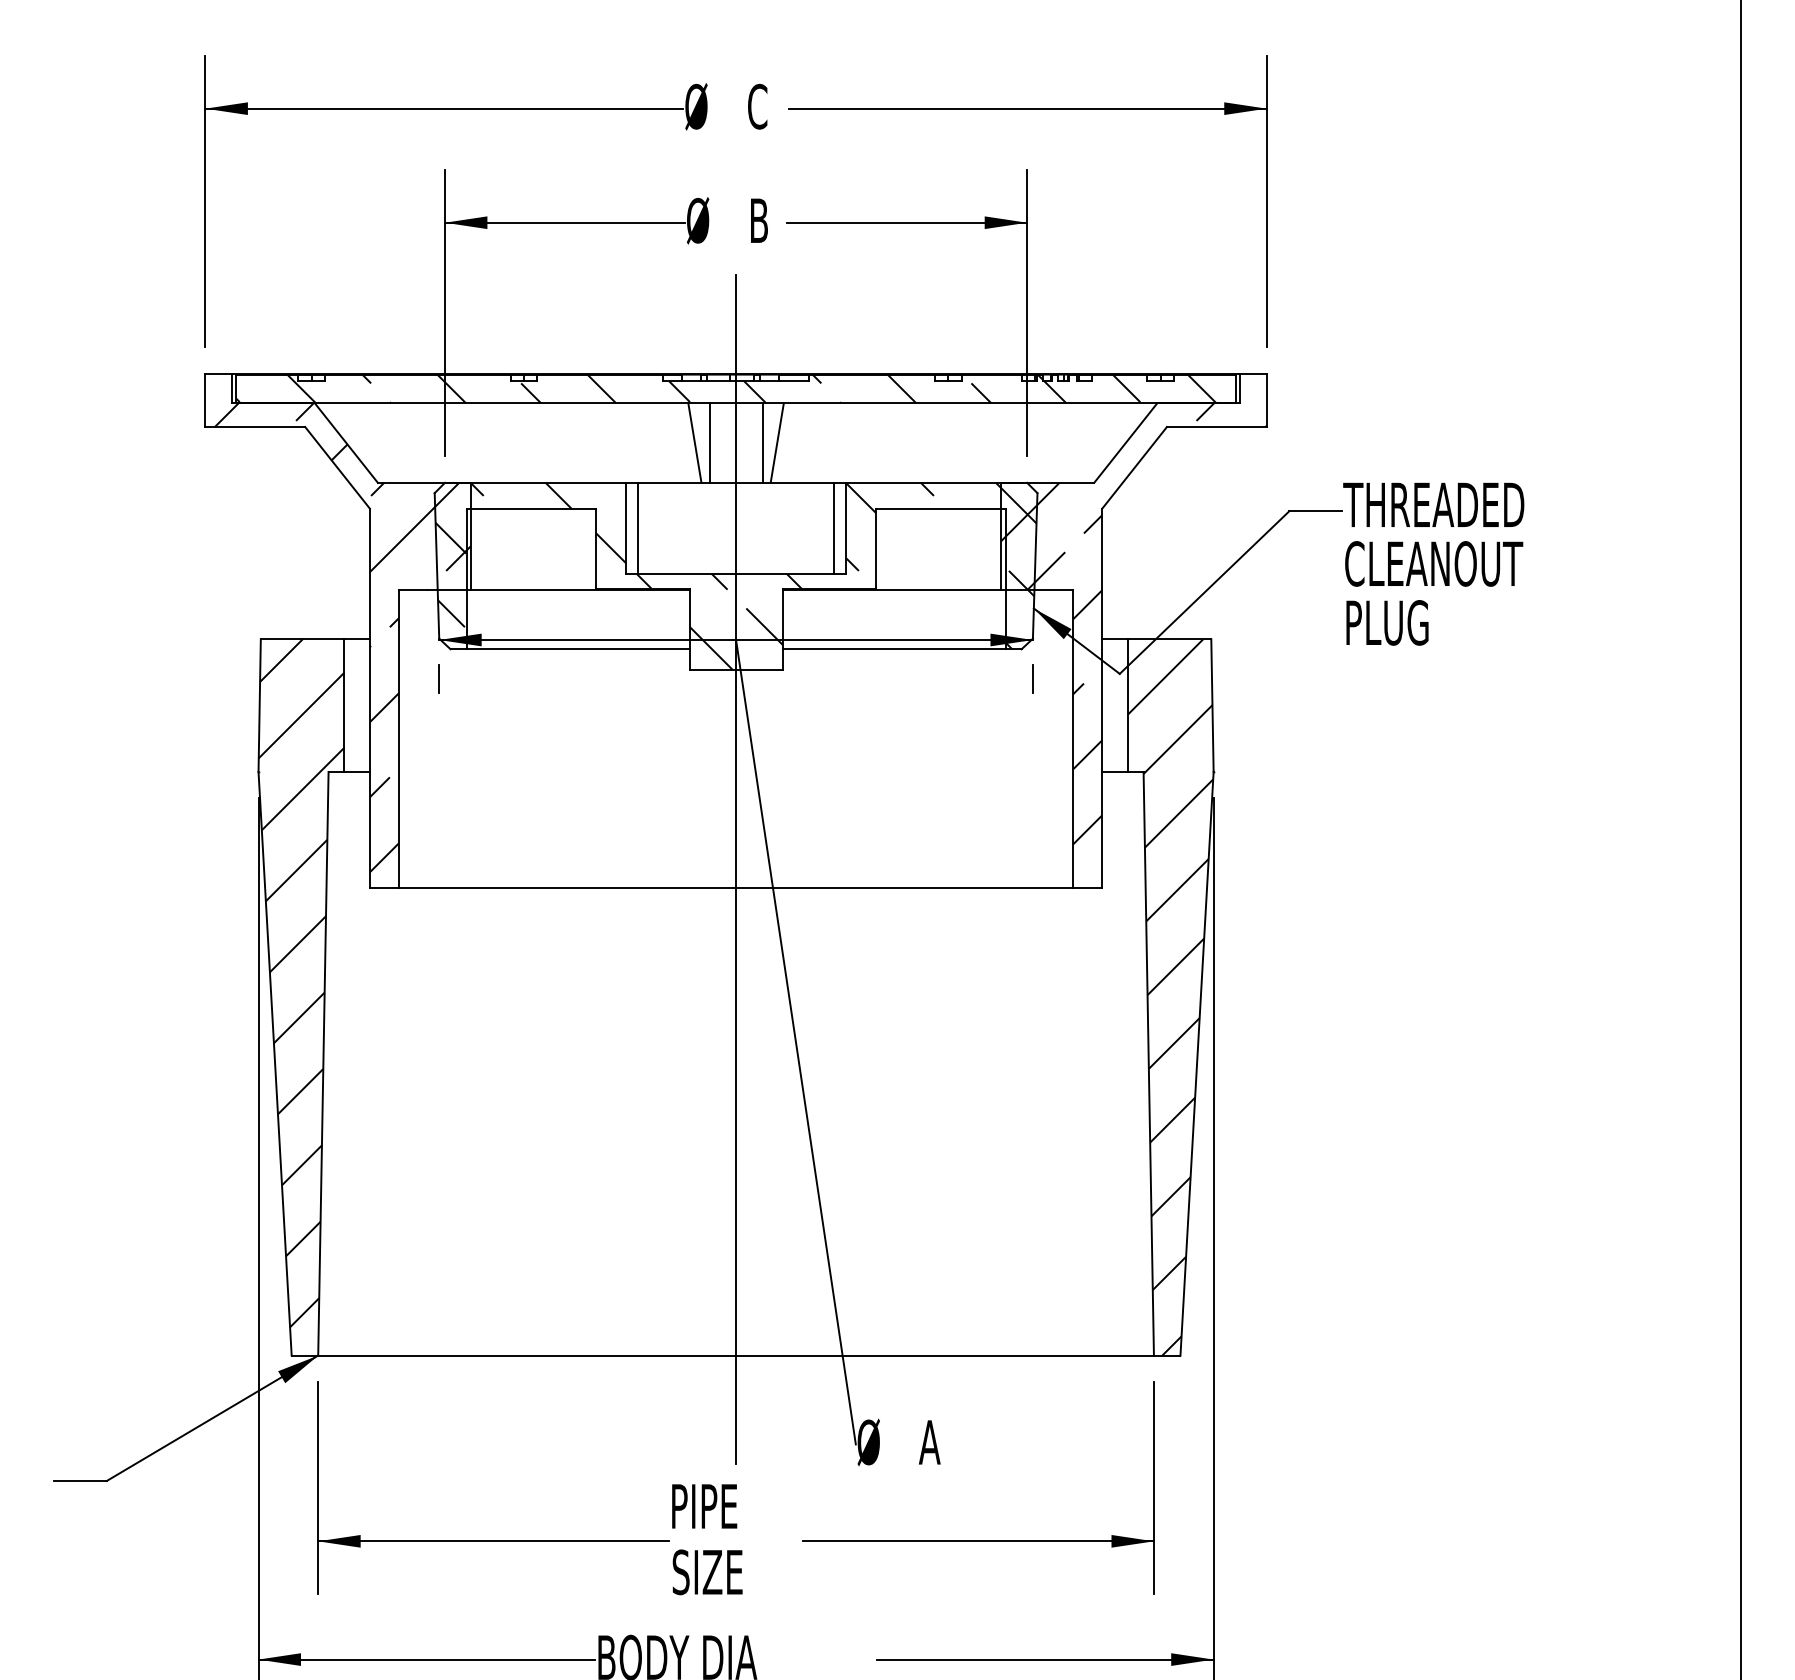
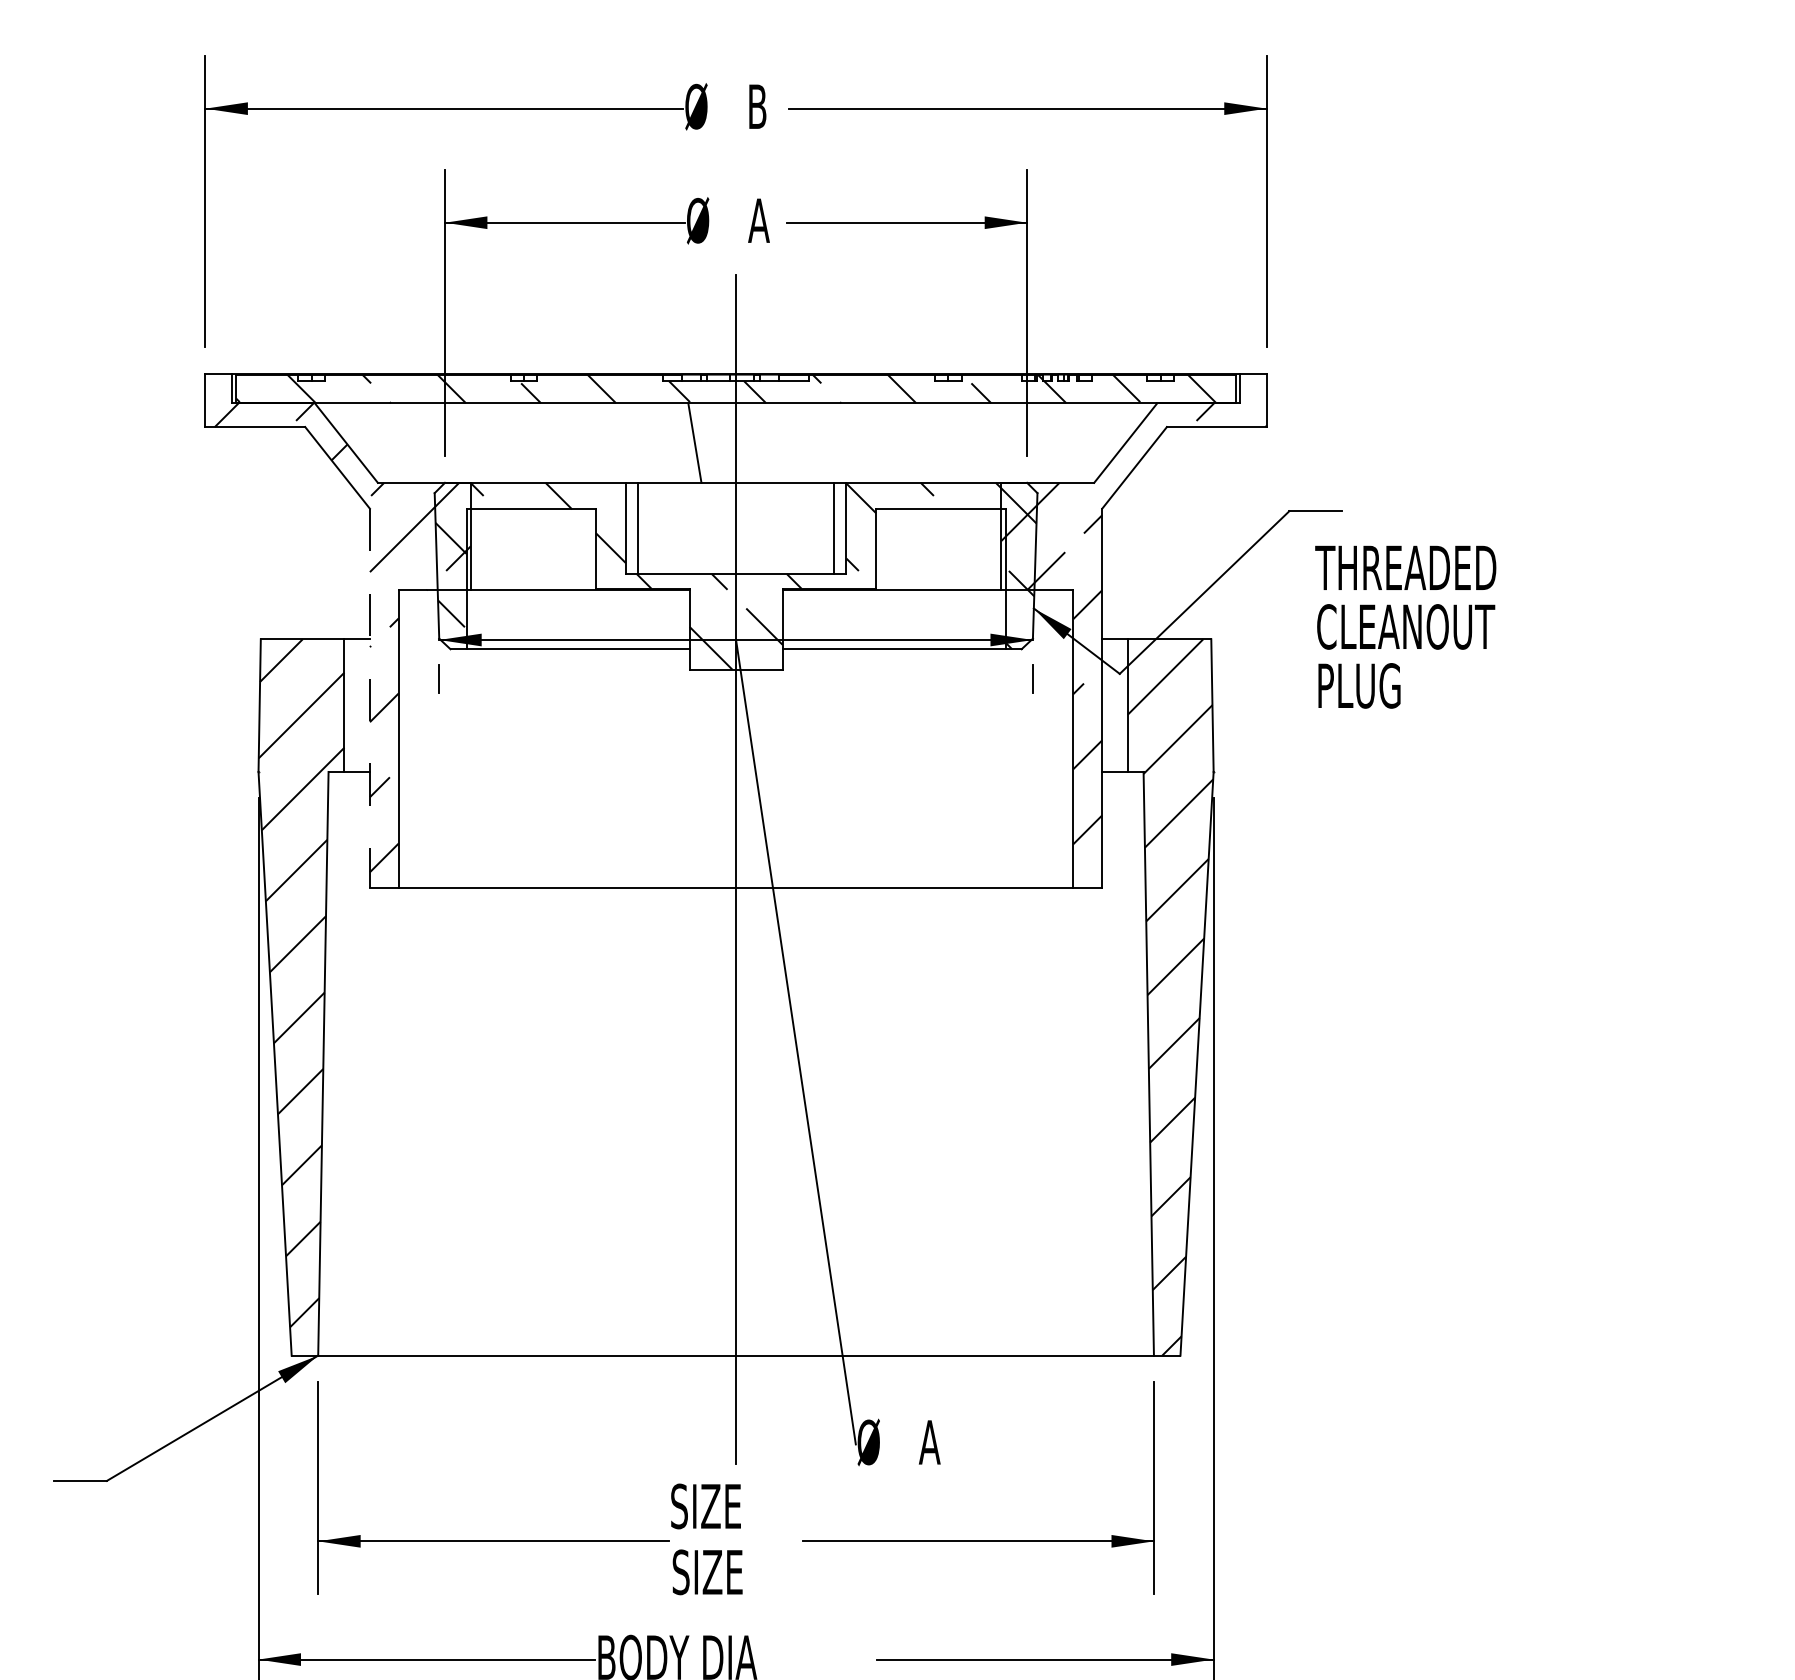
text: C -> B (757, 106)
text: B -> A (758, 220)
line: present -> none (709, 442)
line: present -> none (762, 442)
line: present -> none (776, 442)
text position: (1433, 563) -> (1405, 626) (1405, 626)
line: solid -> dashed (369, 698)
line: present -> none (1741, 839)
text: PIPE -> SIZE (705, 1506)
